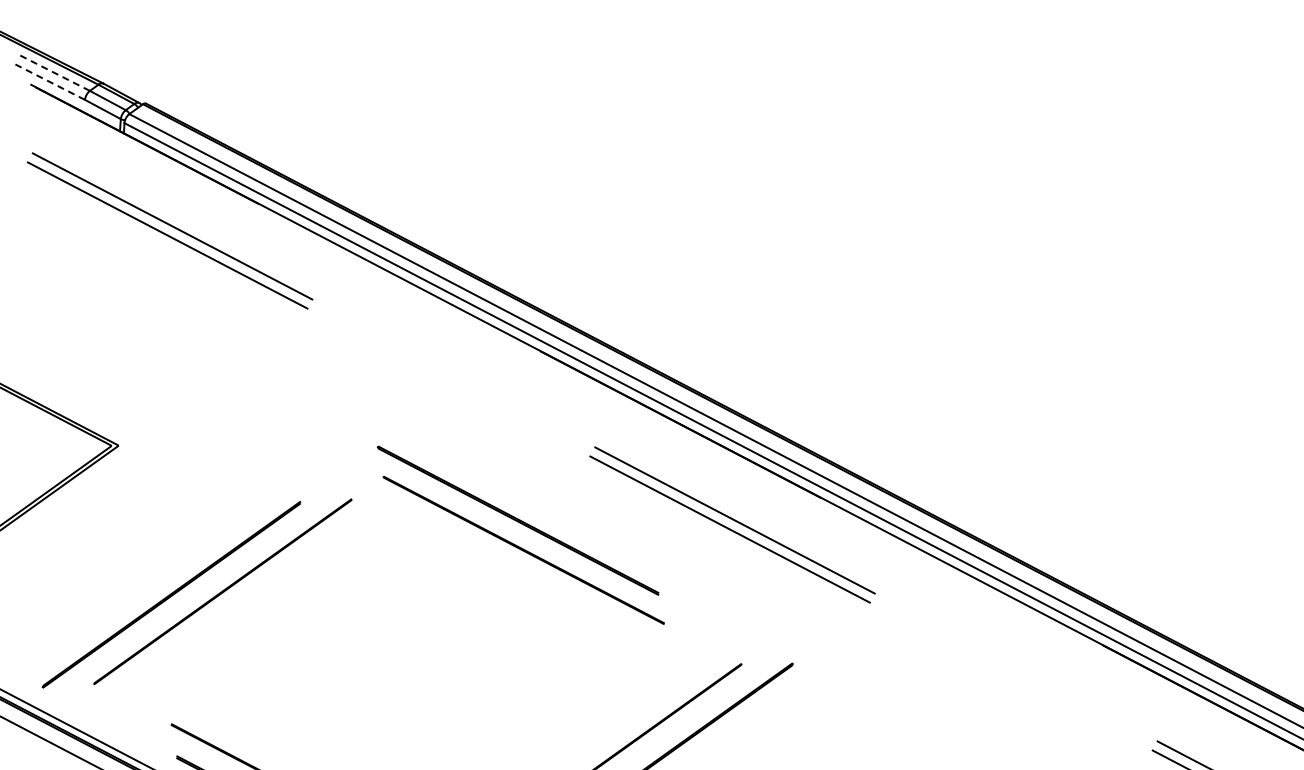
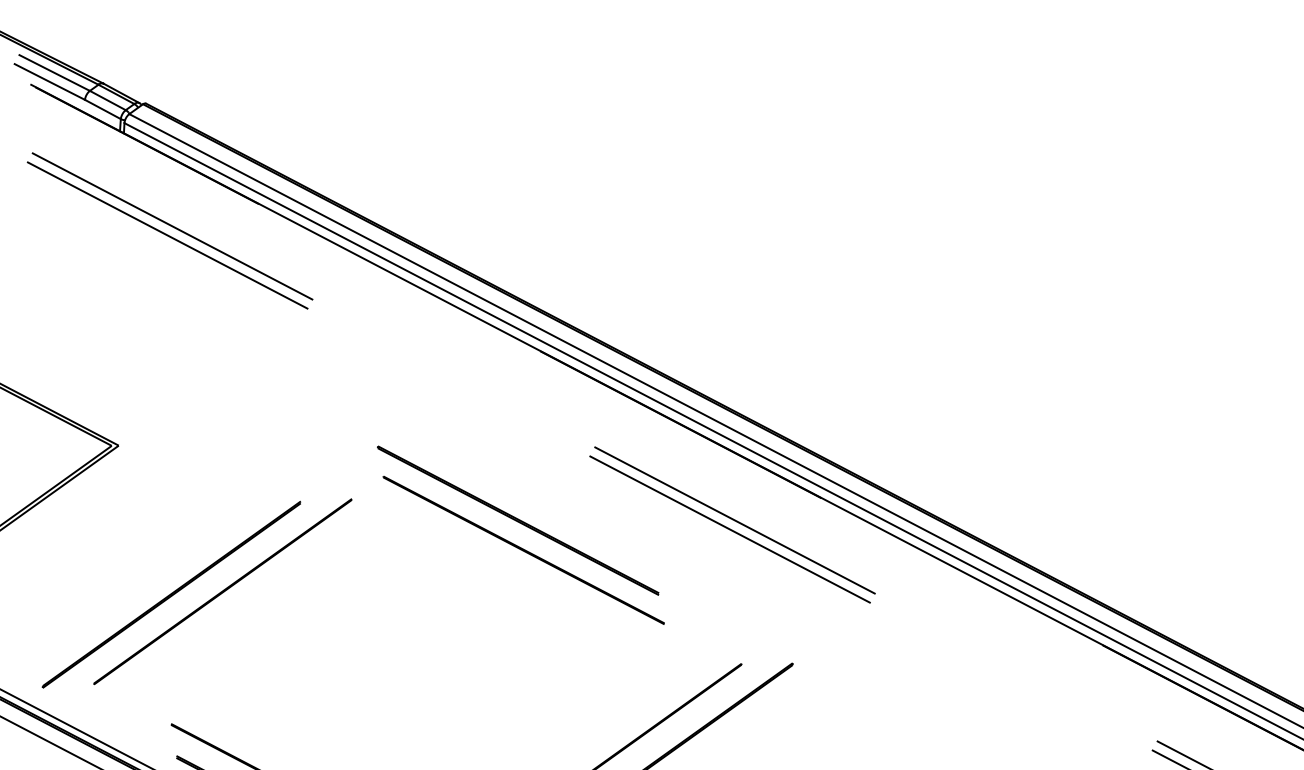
line: dashed -> solid (54, 73)
line: dashed -> solid (49, 81)
